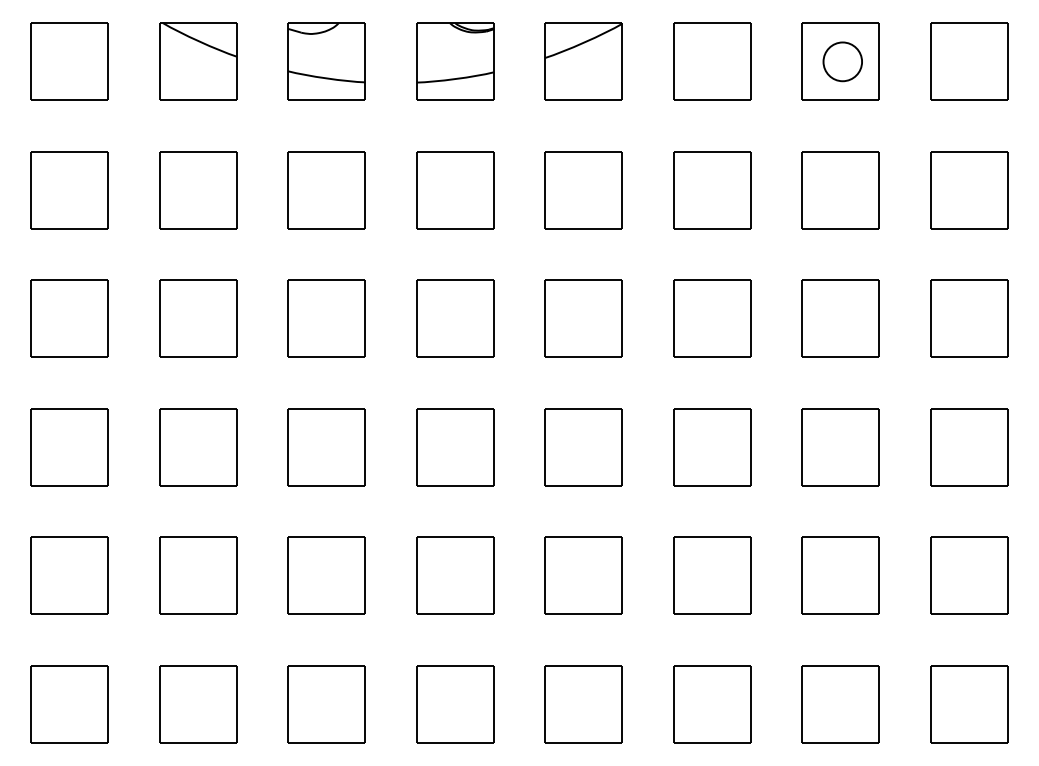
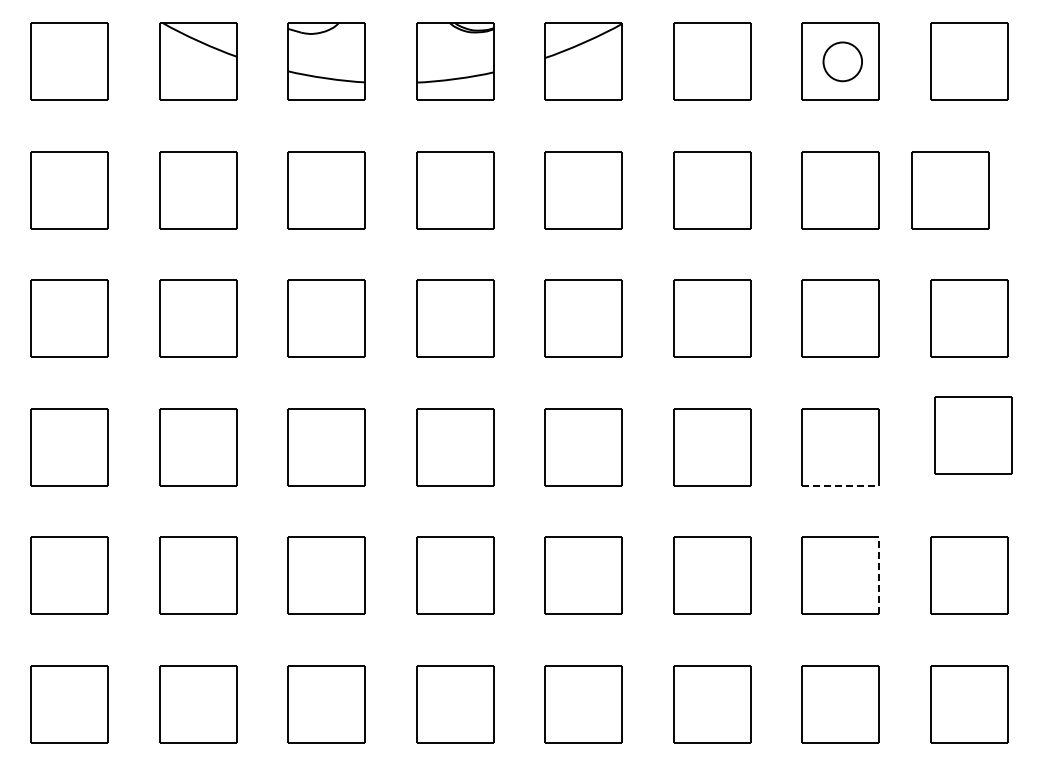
part position: (969, 190) -> (950, 190) (950, 190)
part position: (969, 447) -> (973, 435) (973, 435)
line: solid -> dashed (840, 485)
line: solid -> dashed (879, 575)
